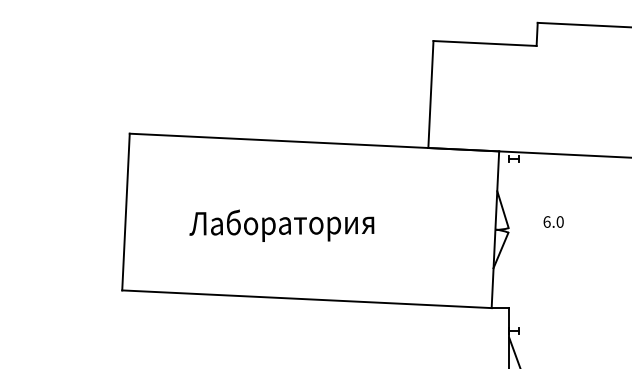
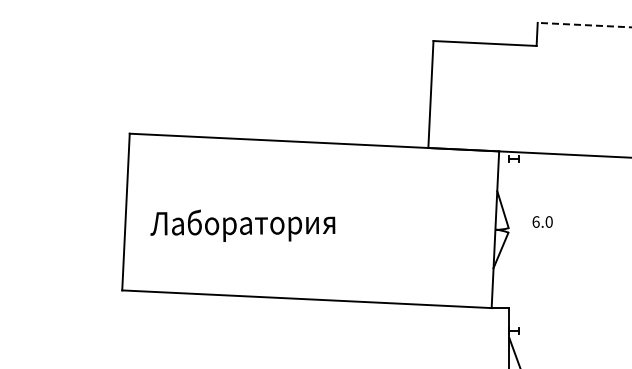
line: solid -> dashed (584, 25)
text position: (553, 221) -> (542, 221) (542, 221)
text position: (281, 225) -> (242, 225) (242, 225)
